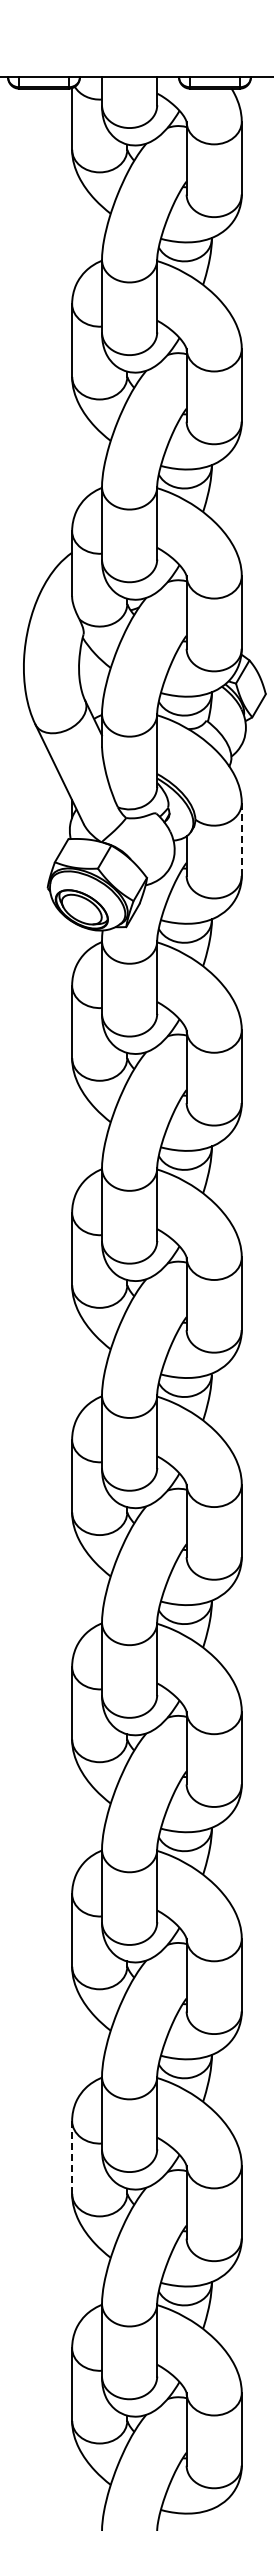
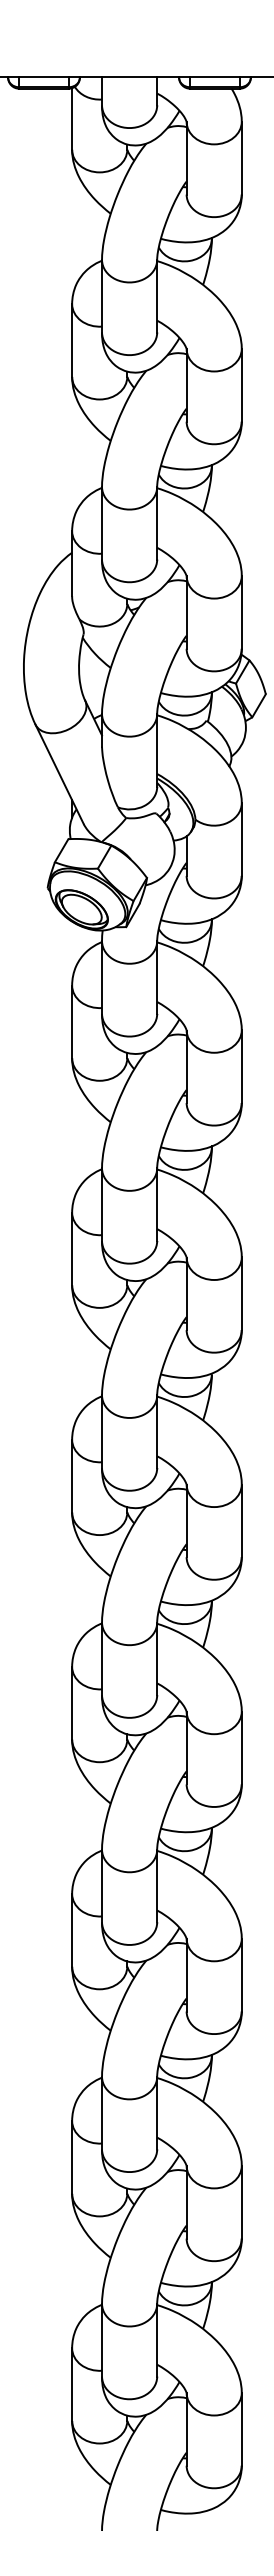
line: dashed -> solid (241, 840)
line: dashed -> solid (72, 2156)
